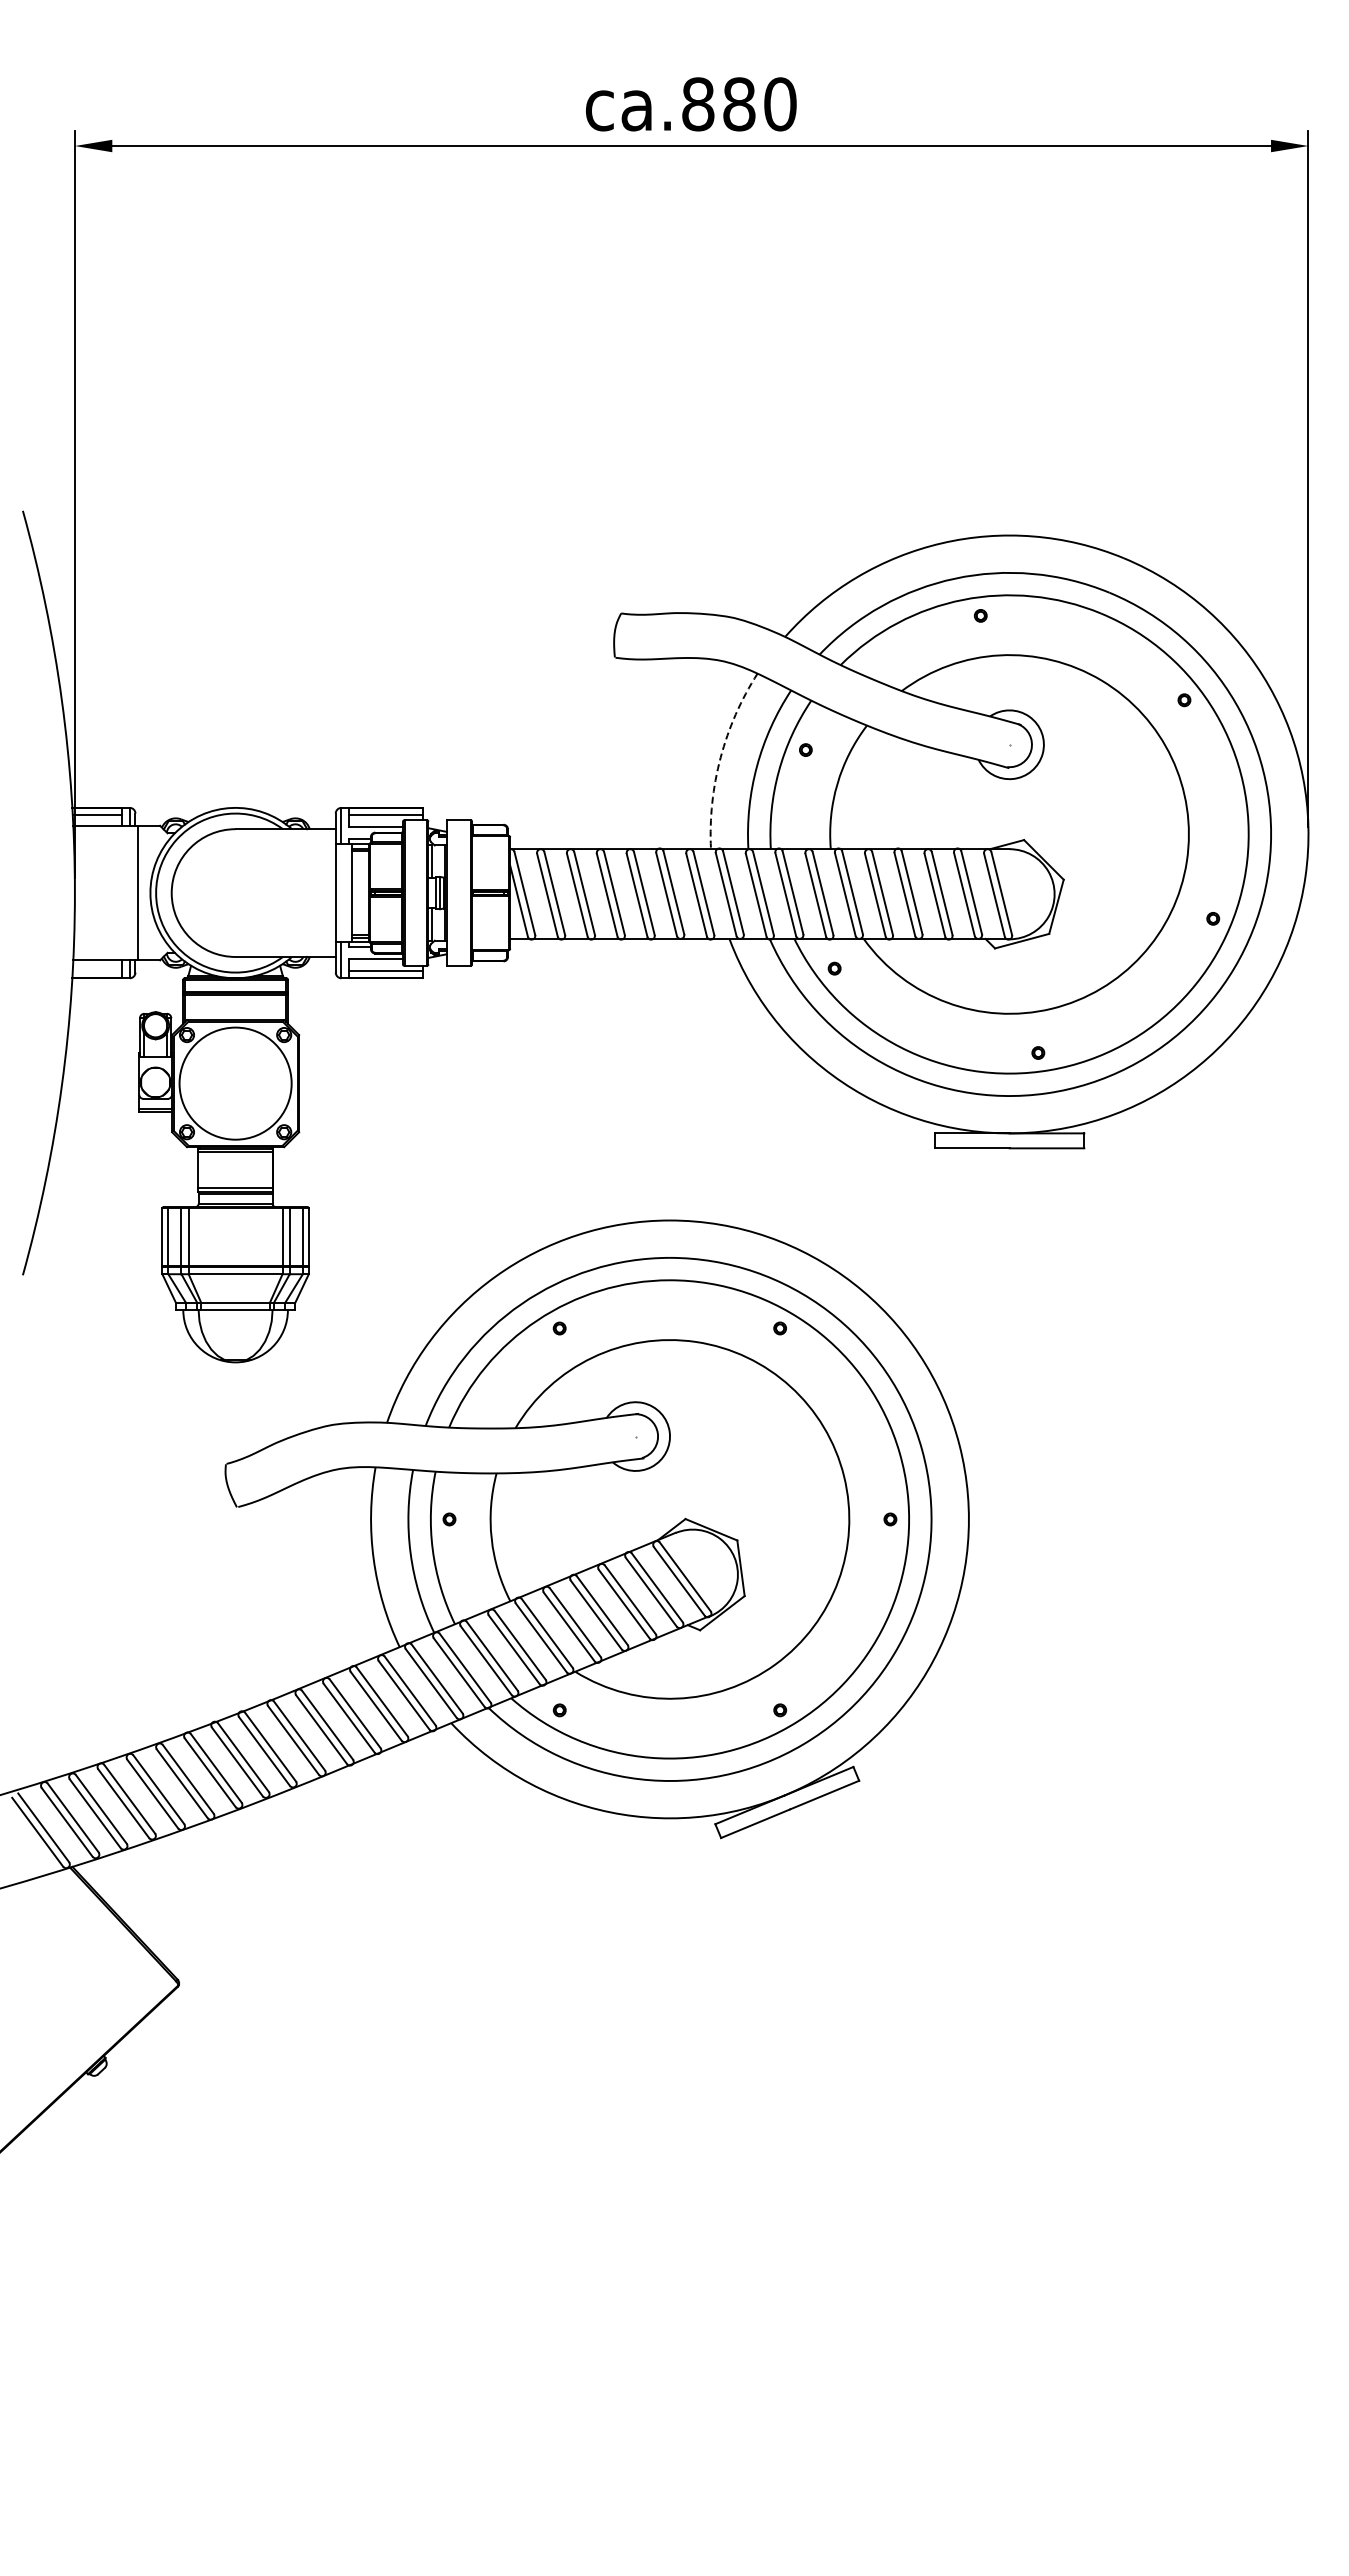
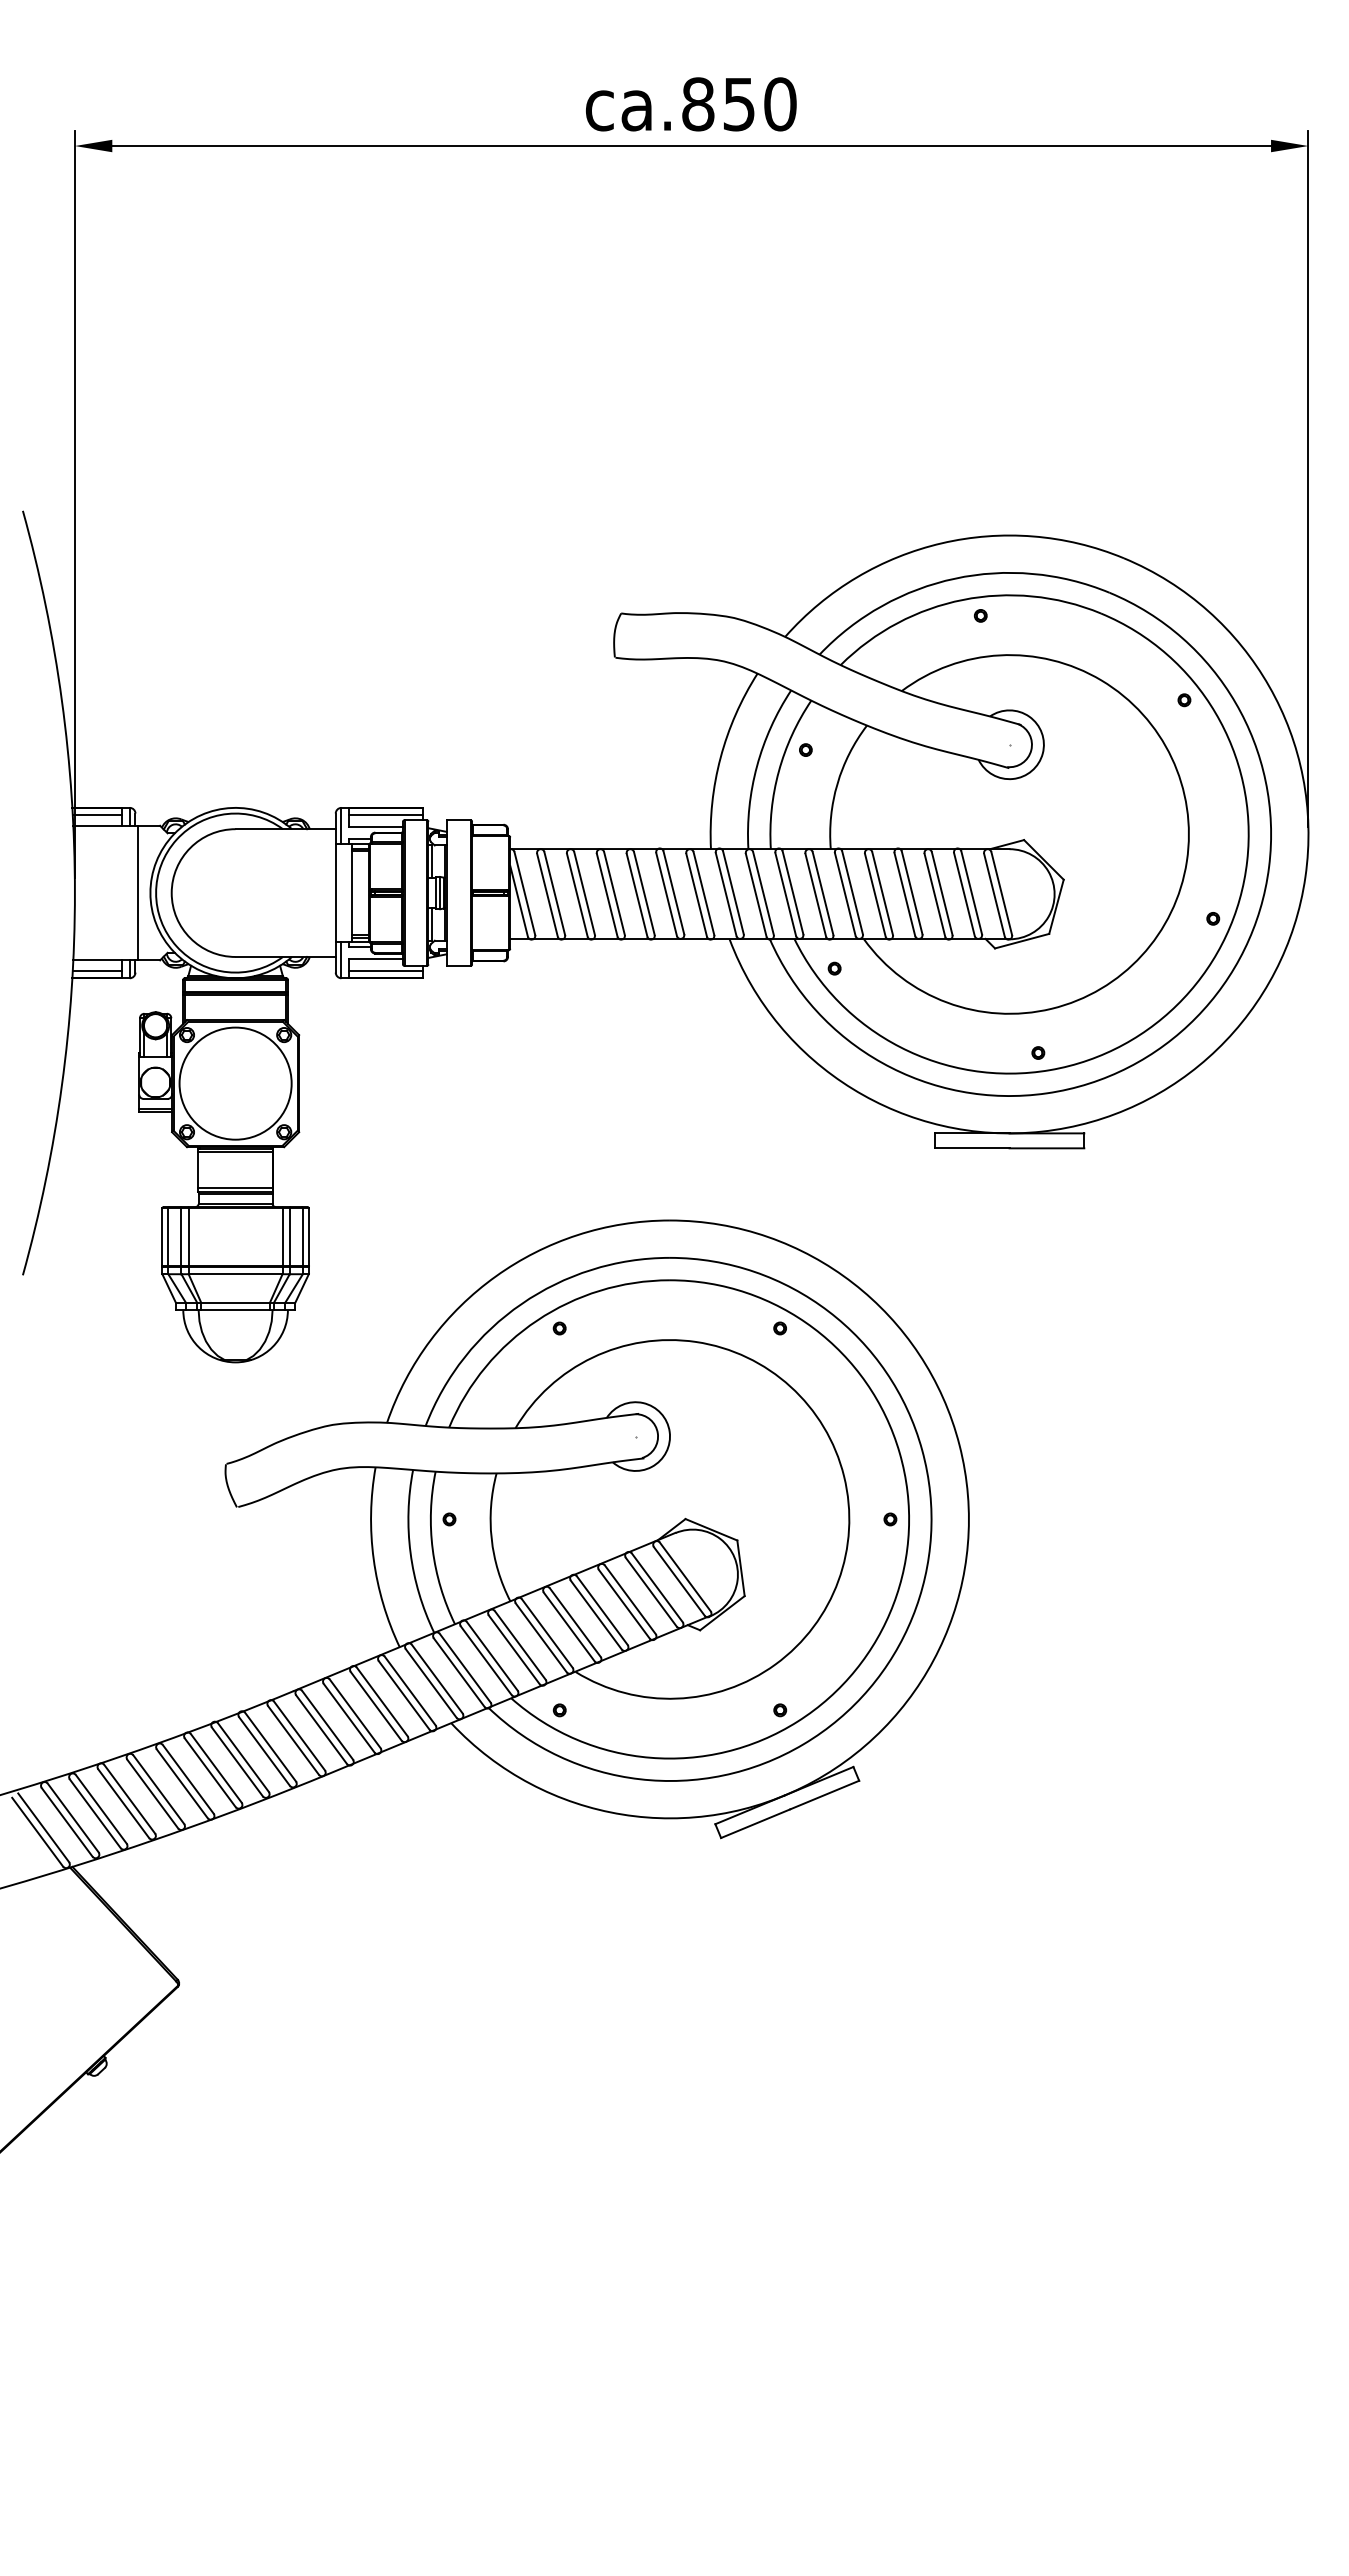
text: ca.880 -> ca.850 (739, 104)
arc: dashed -> solid (720, 757)
line: none -> present (97, 971)
